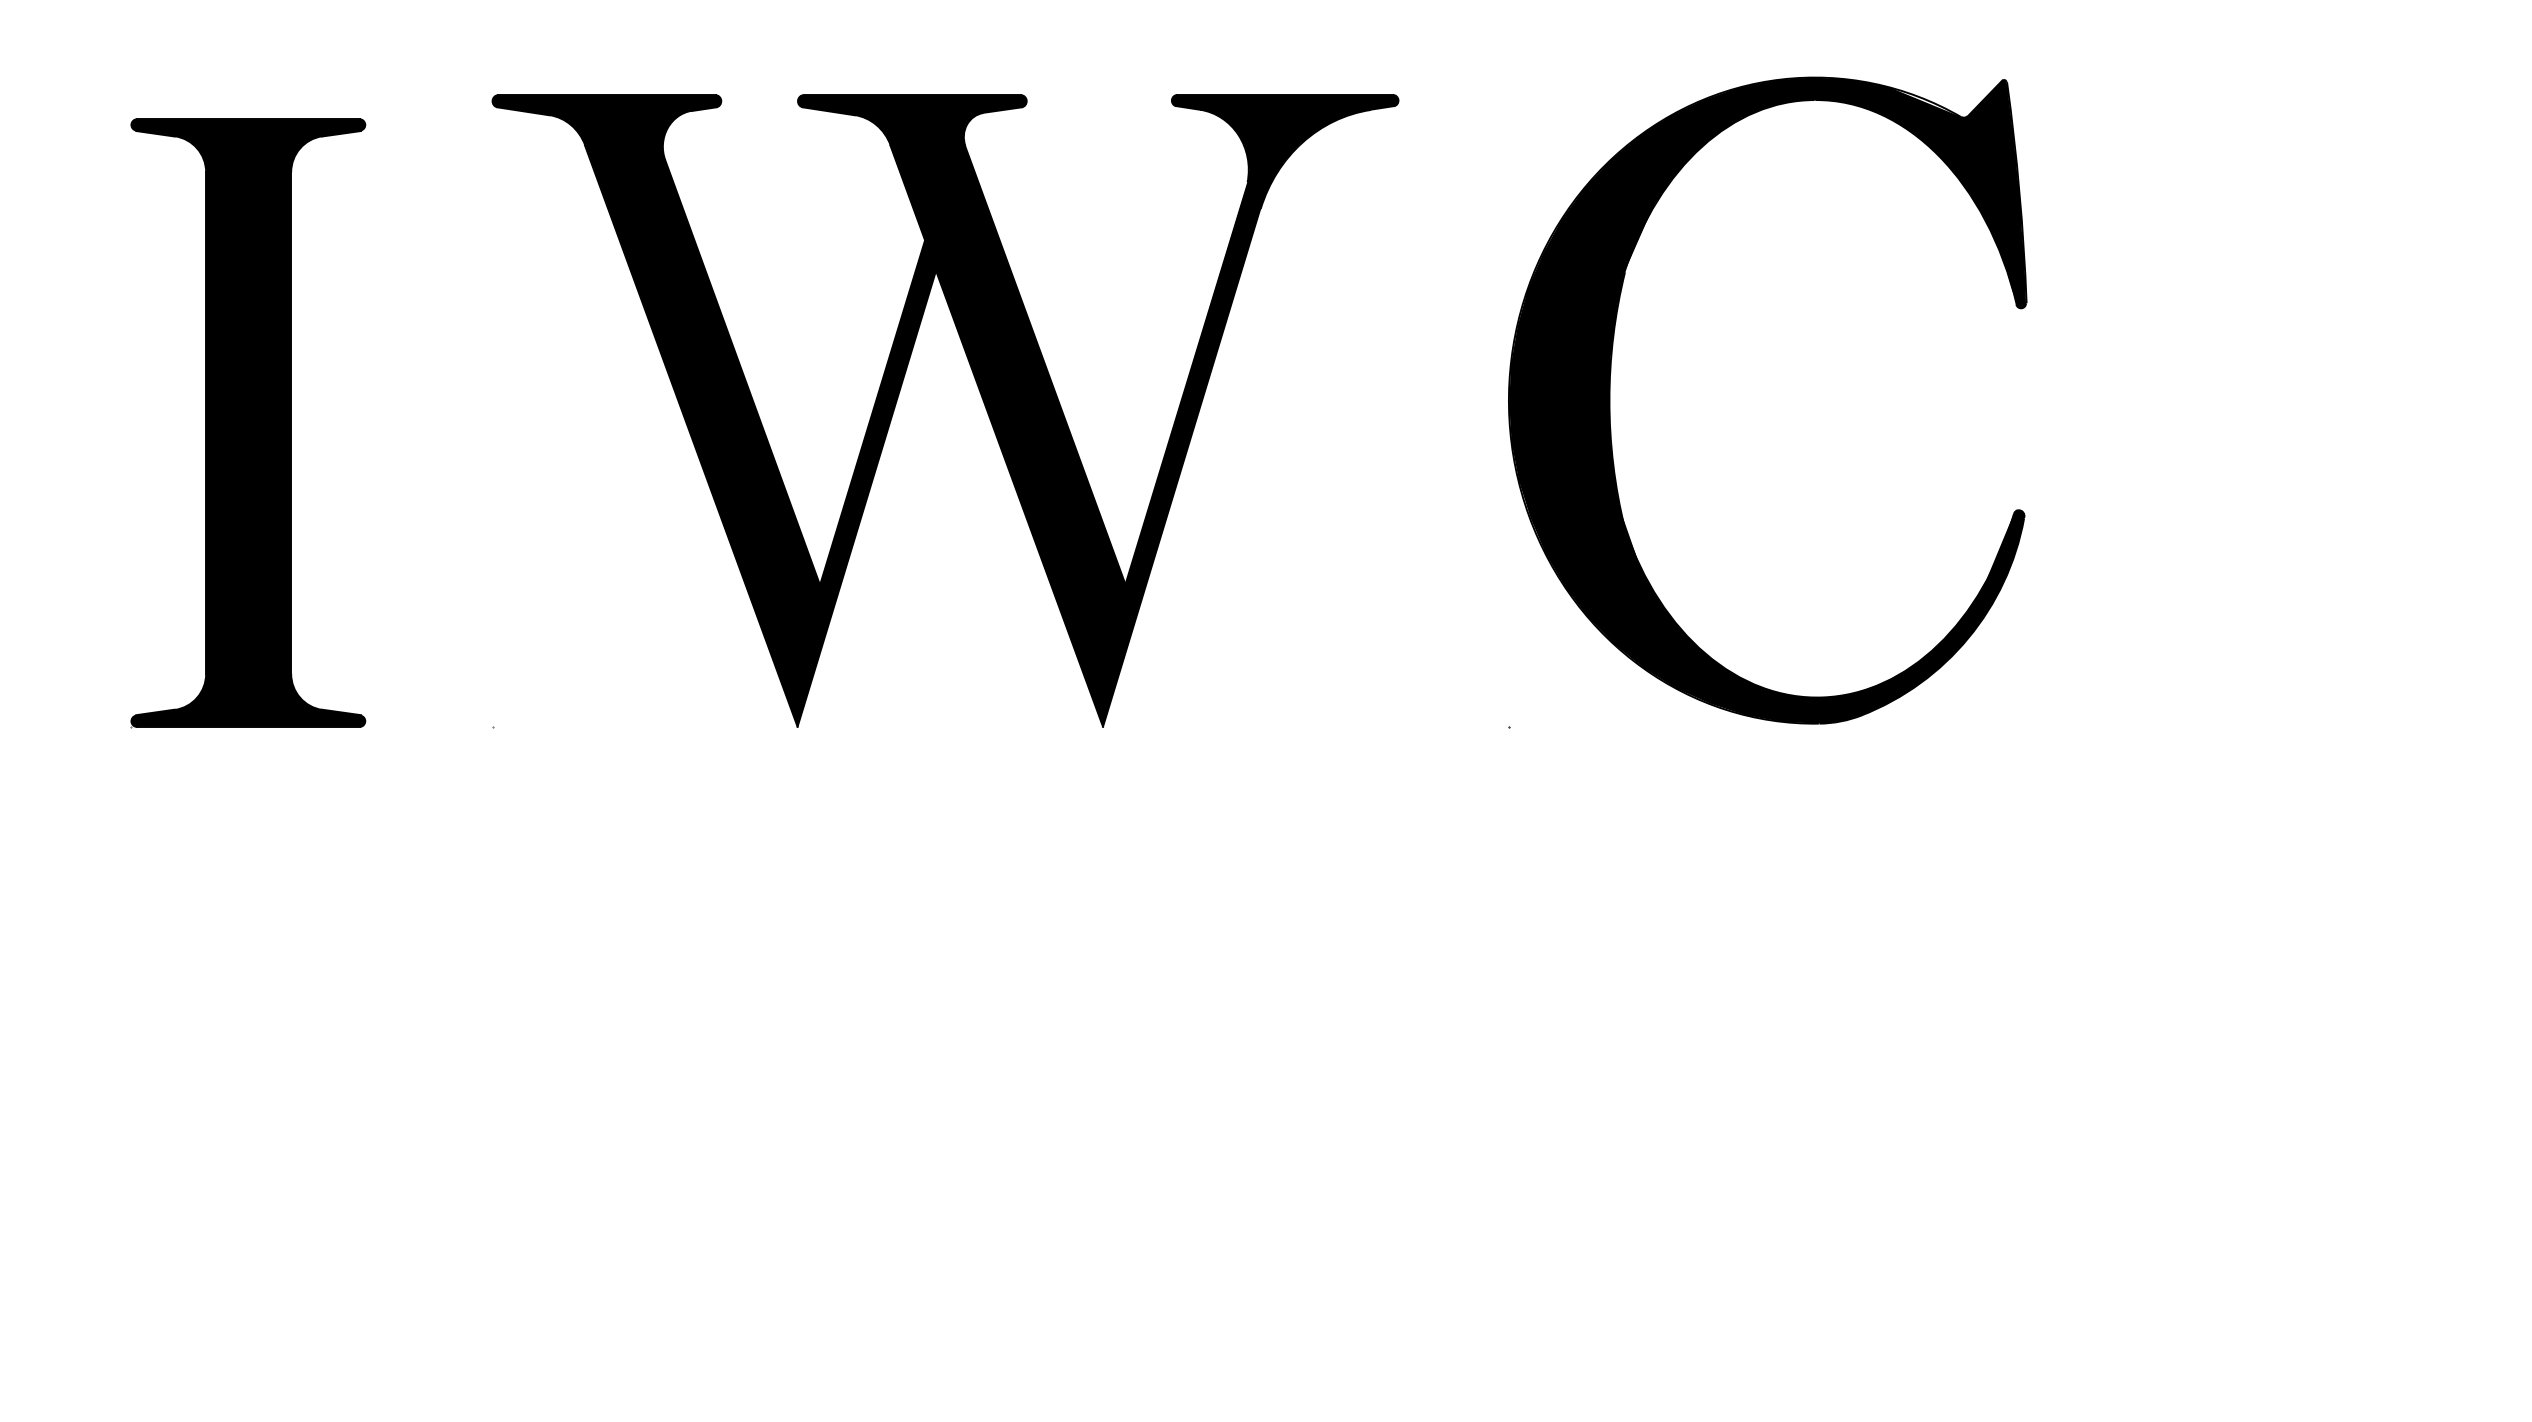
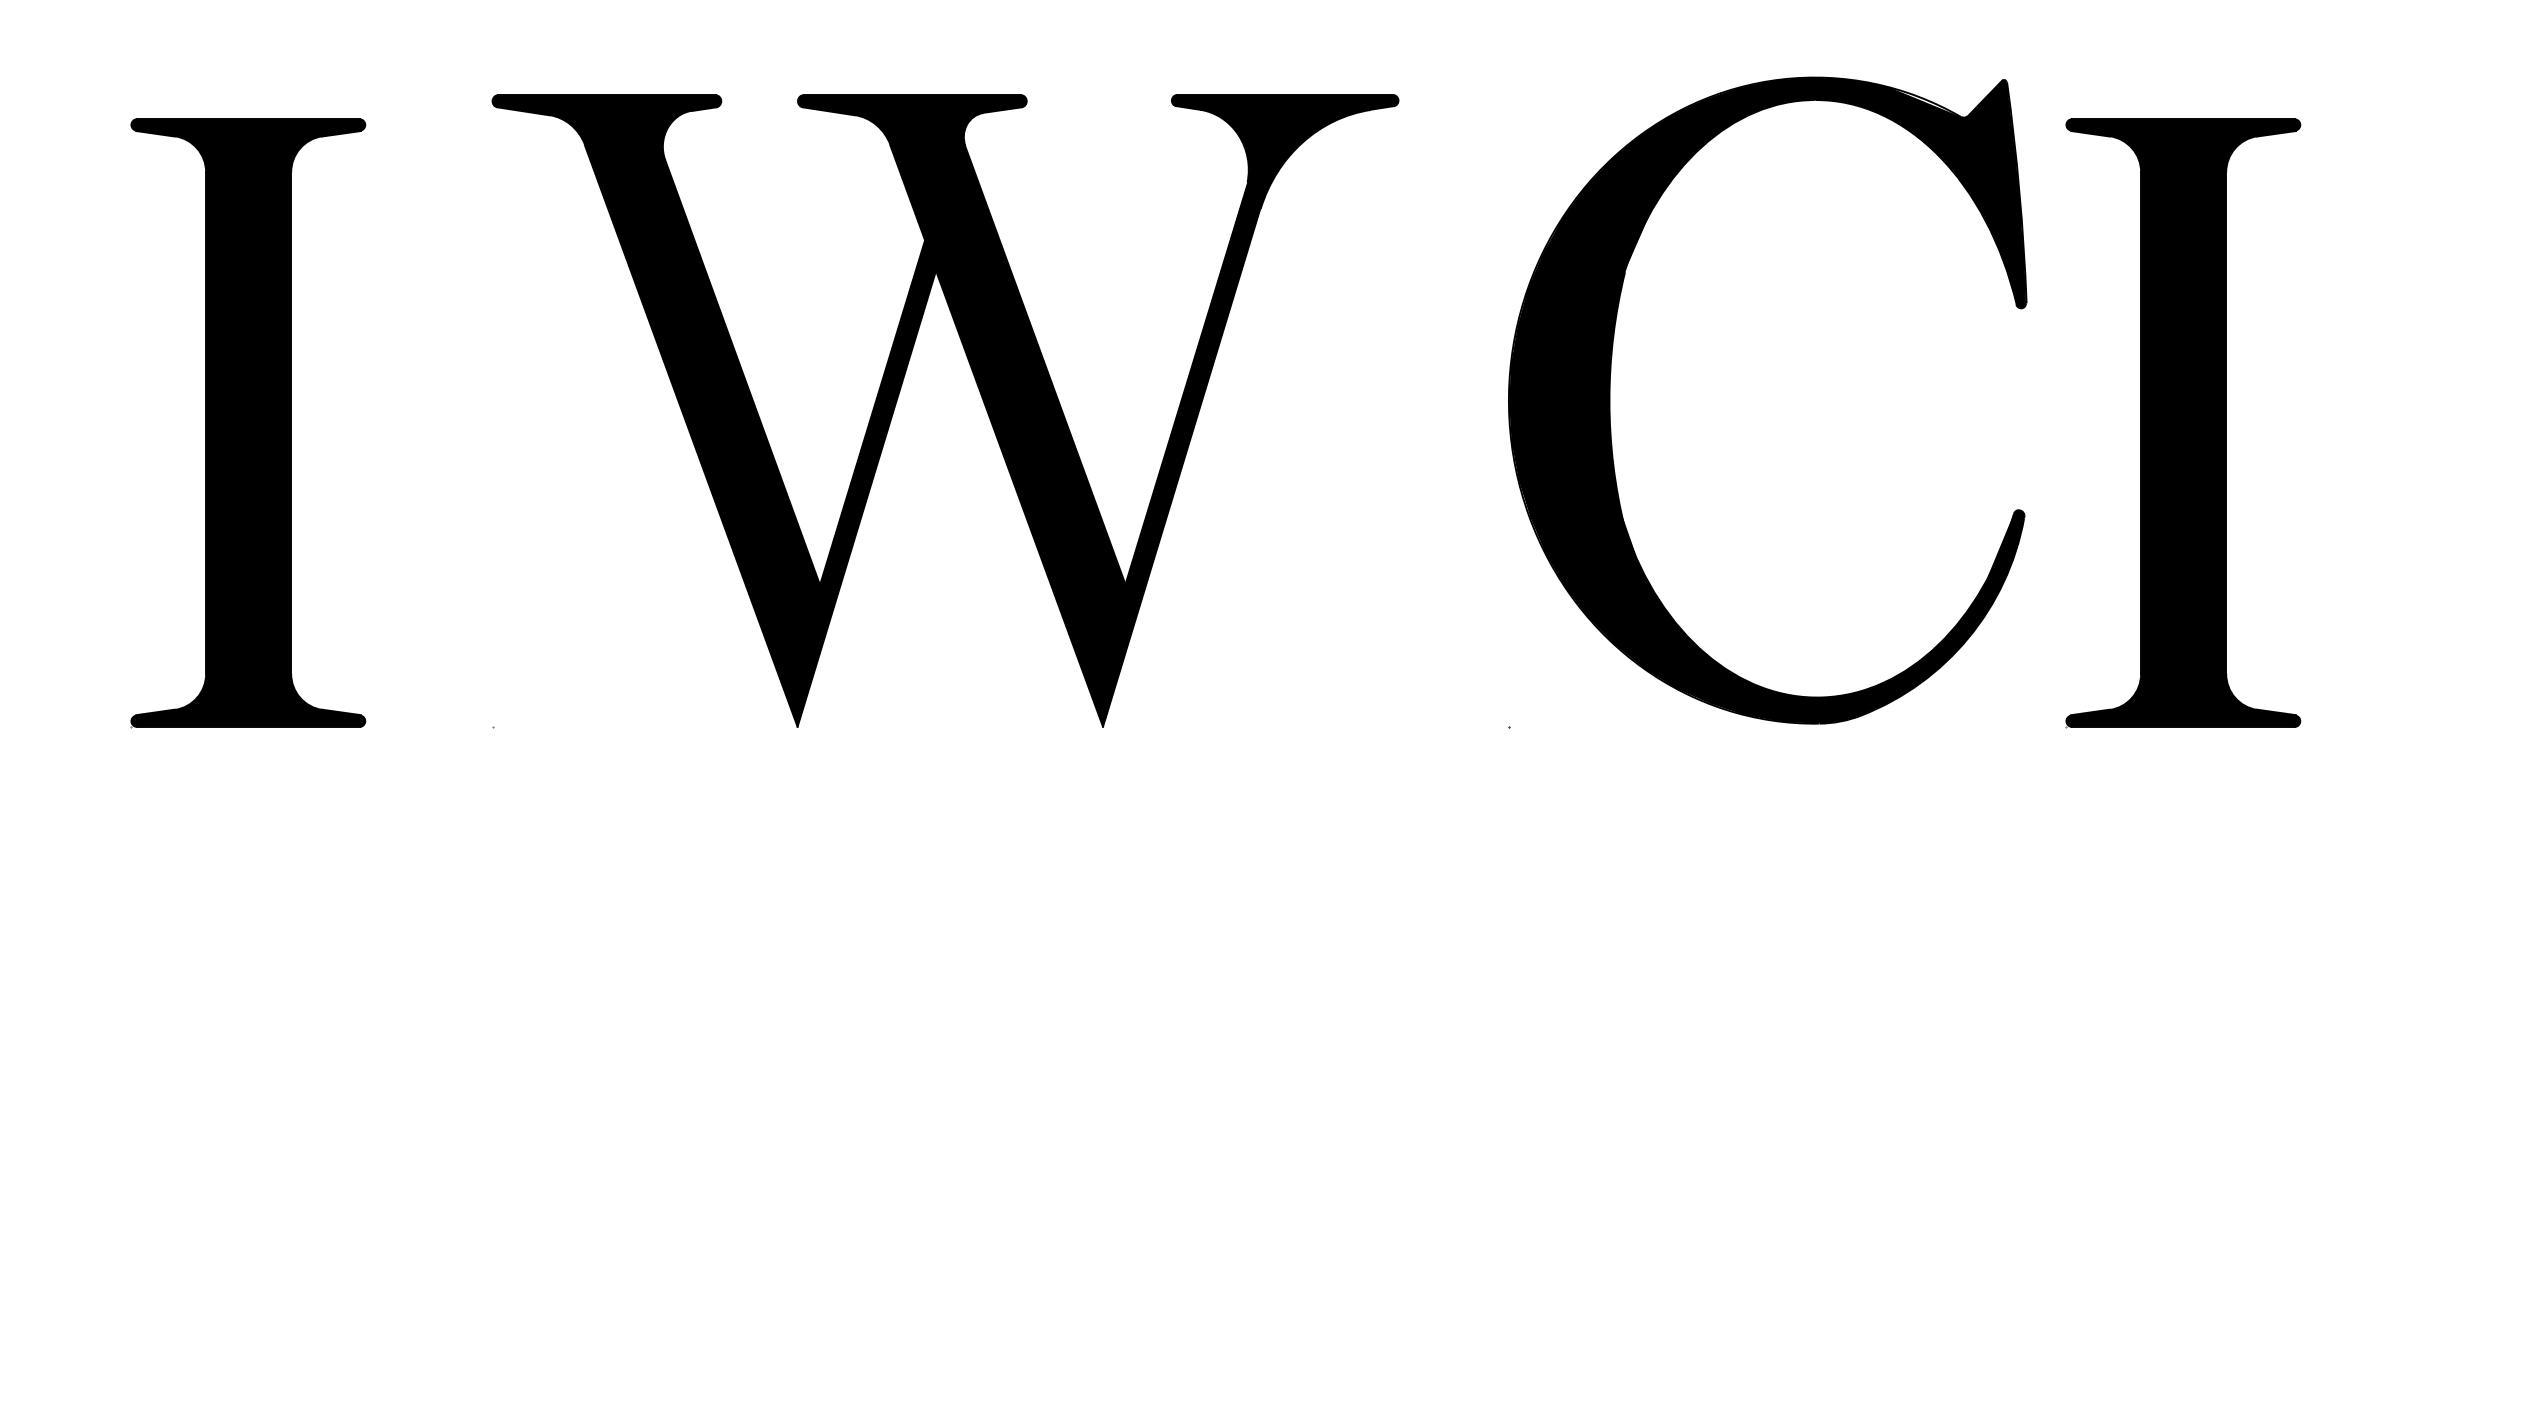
part: none -> present (2183, 423)
